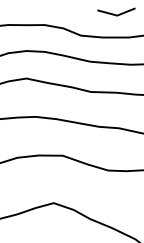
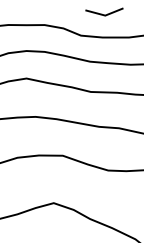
line position: (114, 13) -> (102, 13) (102, 13)
